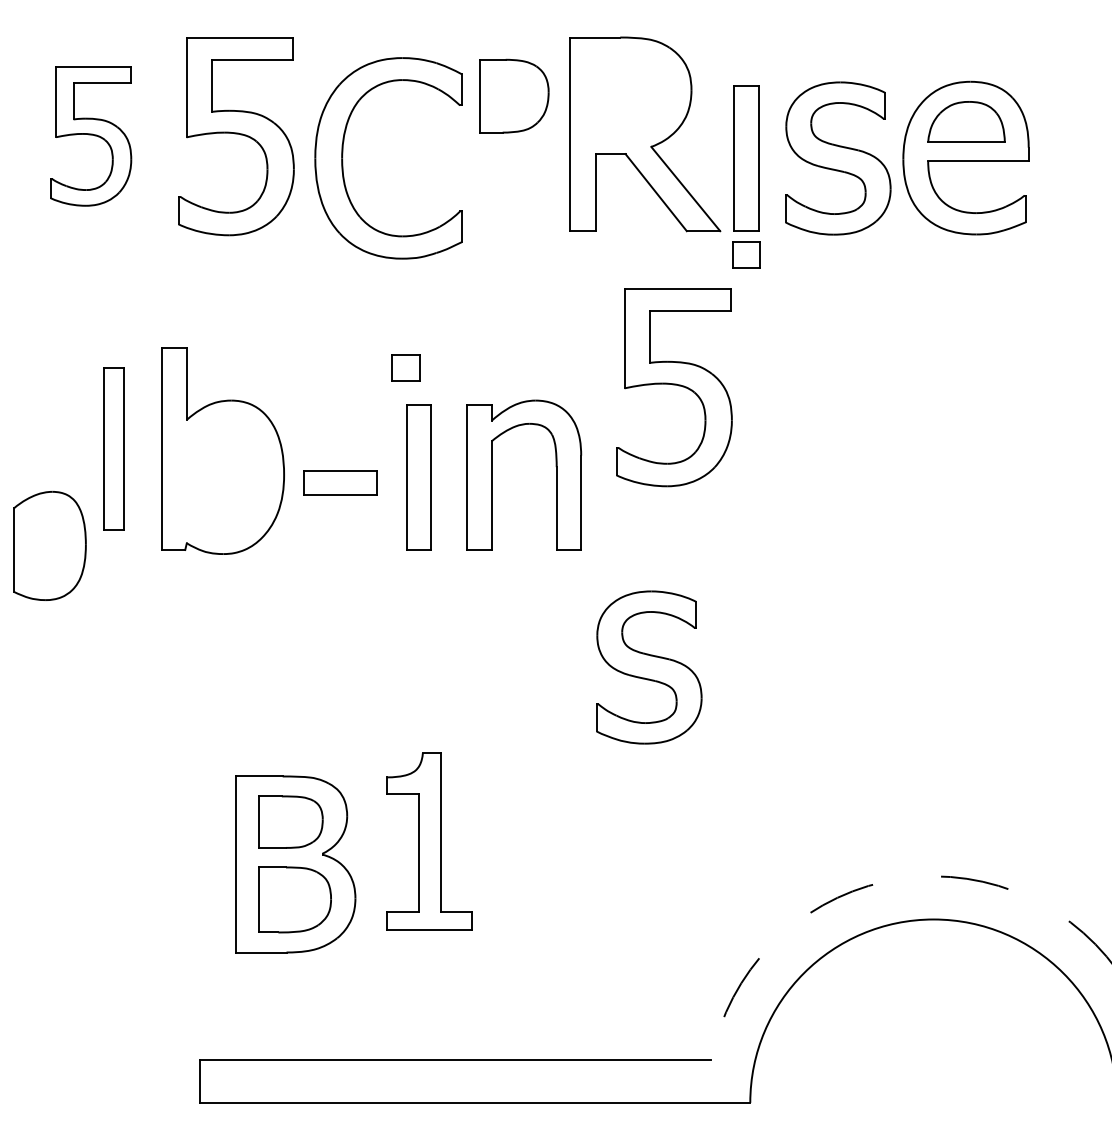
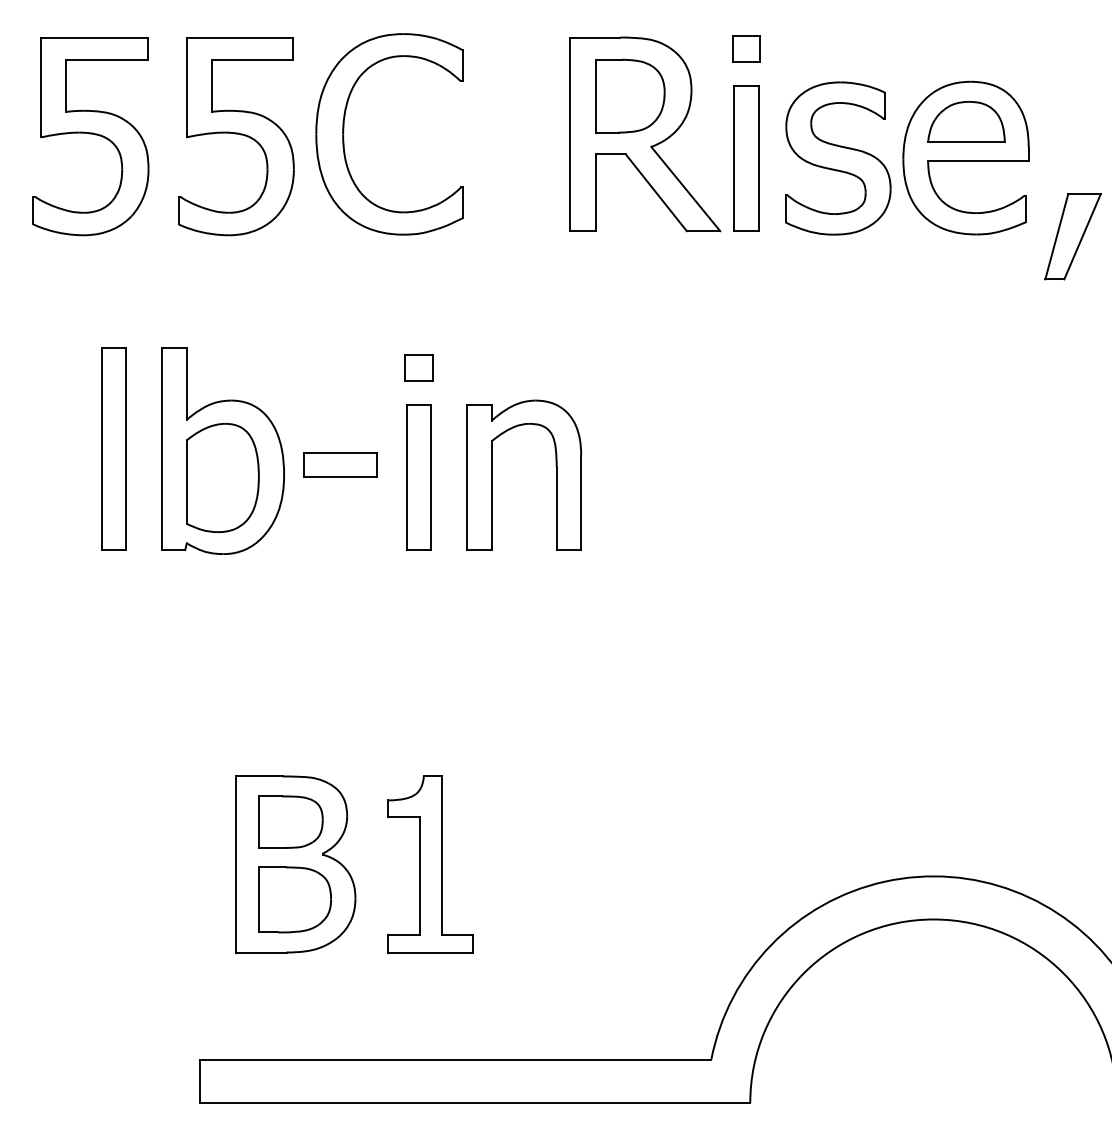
part position: (514, 95) -> (630, 95) (630, 95)
part size: 83x141 px -> 118x200 px (90, 136)
part position: (343, 160) -> (344, 136) (344, 136)
part: none -> present (1072, 236)
part position: (746, 254) -> (746, 48) (746, 48)
part position: (405, 367) -> (418, 367) (418, 367)
part: present -> none (674, 387)
part size: 22x164 px -> 26x204 px (113, 448)
part position: (340, 482) -> (340, 464) (340, 464)
part position: (49, 545) -> (222, 477) (222, 477)
part: present -> none (649, 667)
part position: (429, 841) -> (430, 864) (430, 864)
arc: dashed -> solid (881, 882)
